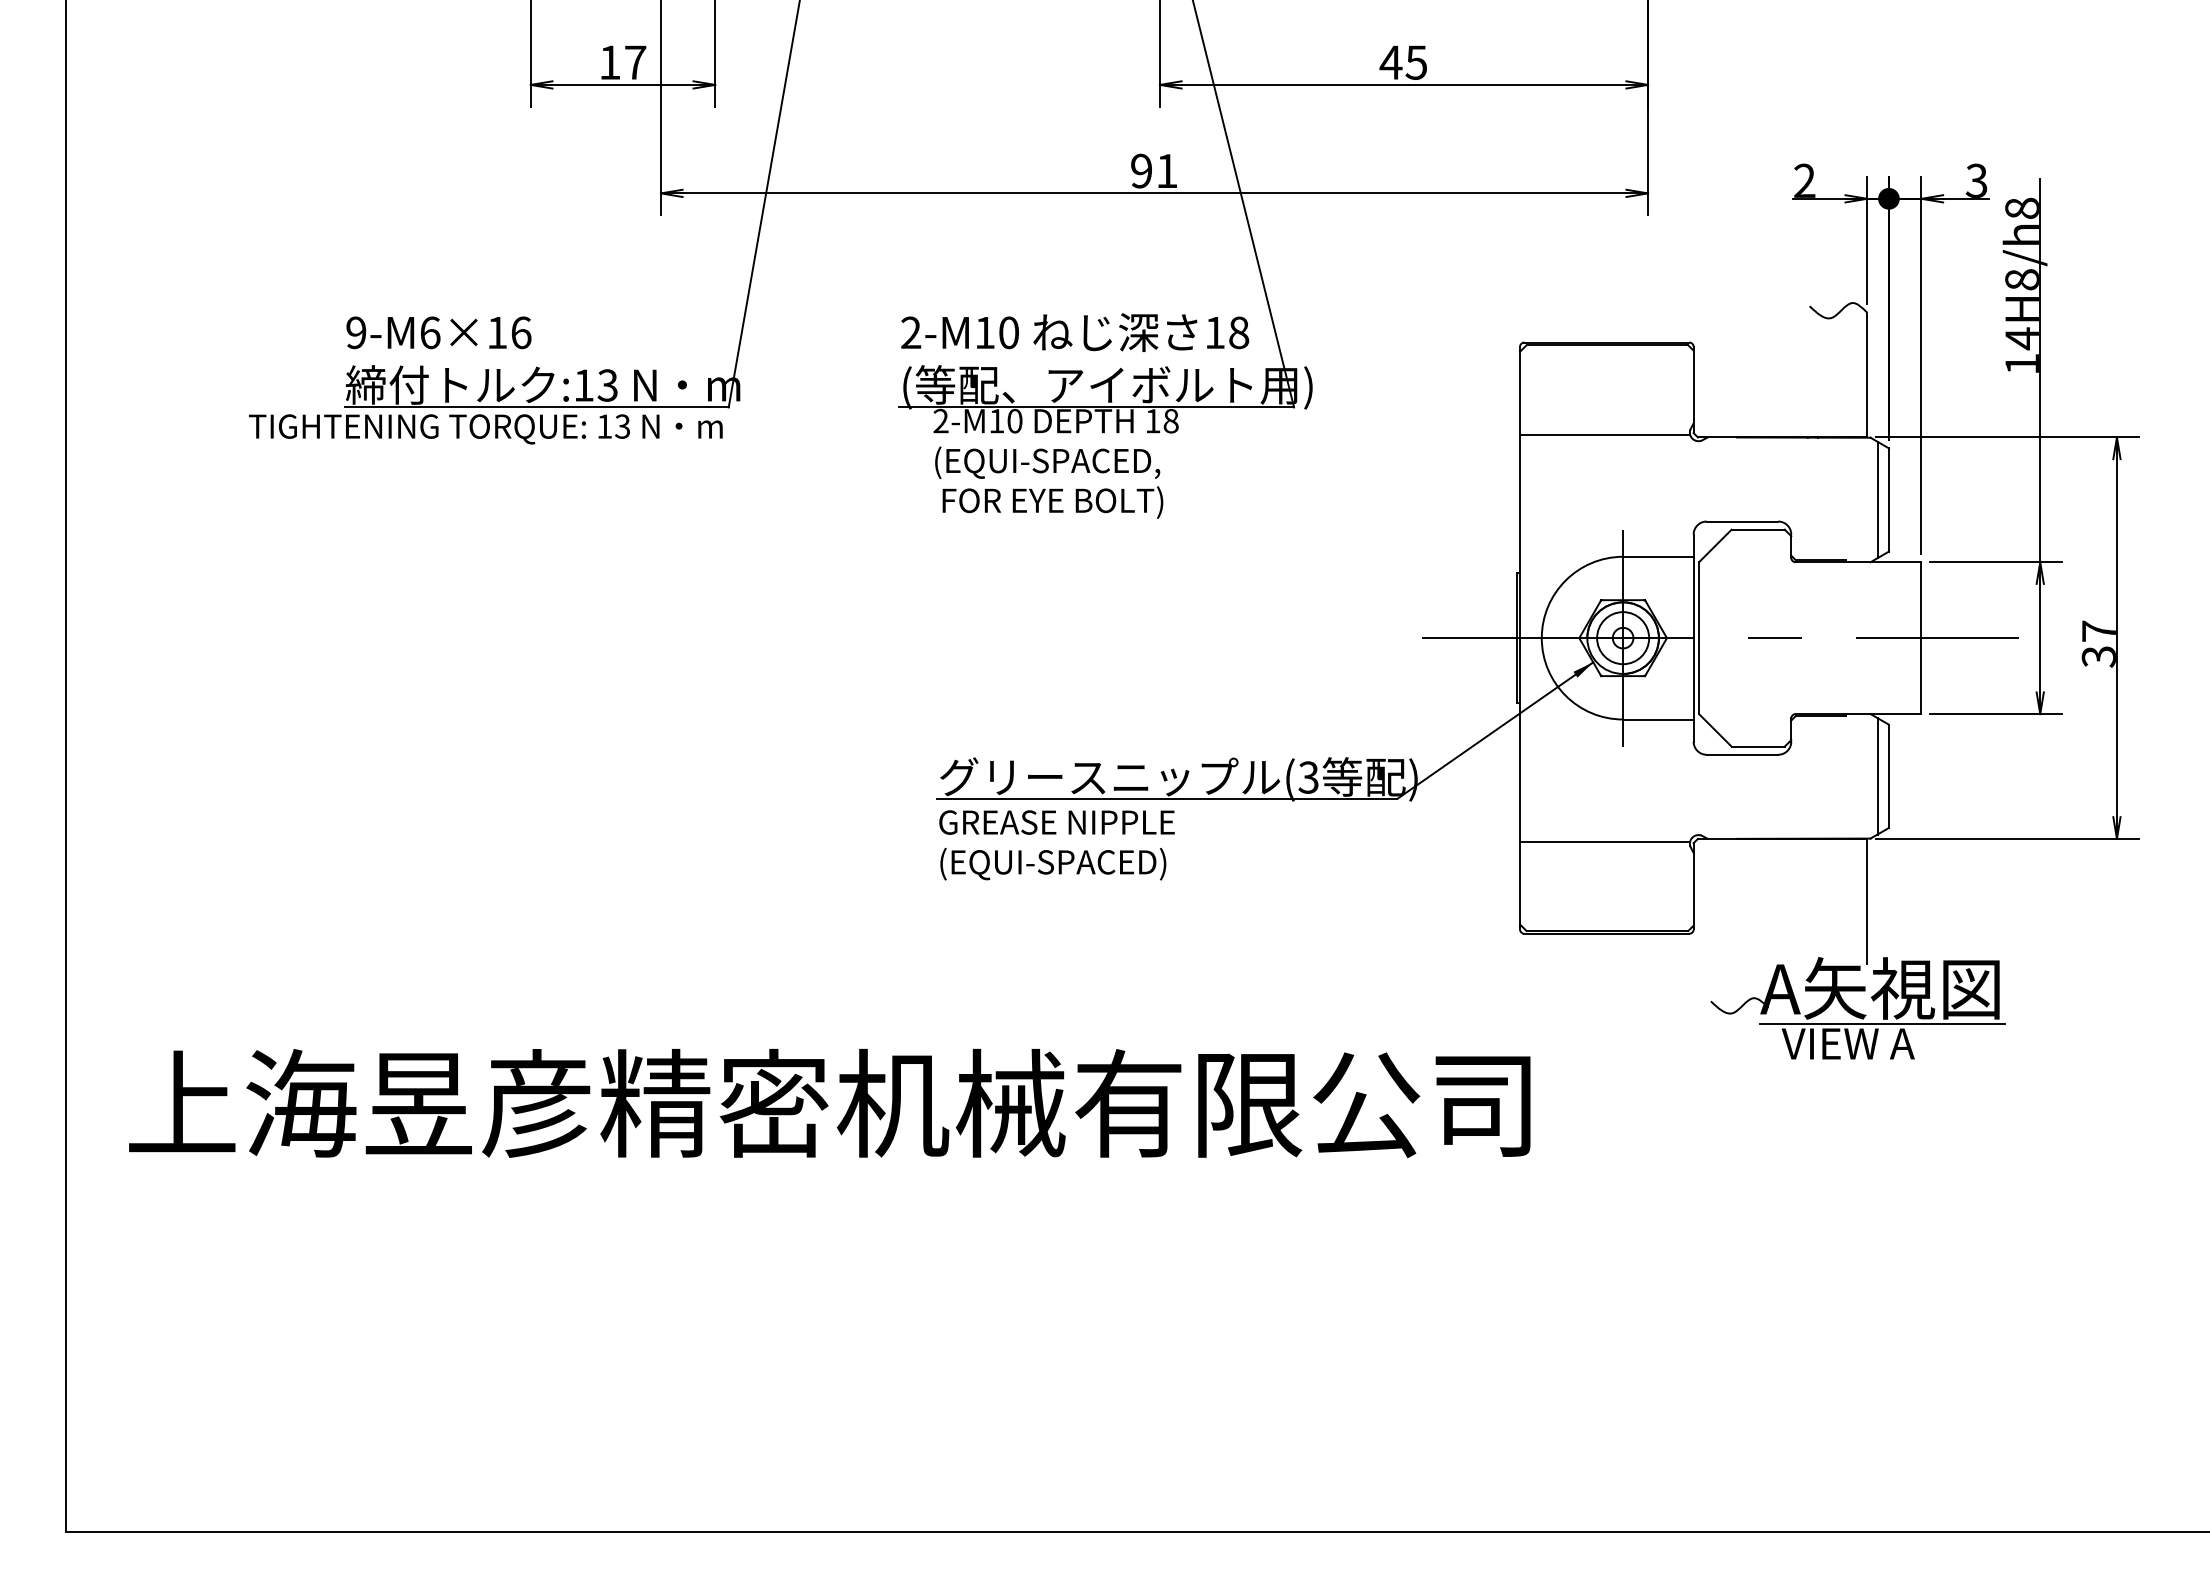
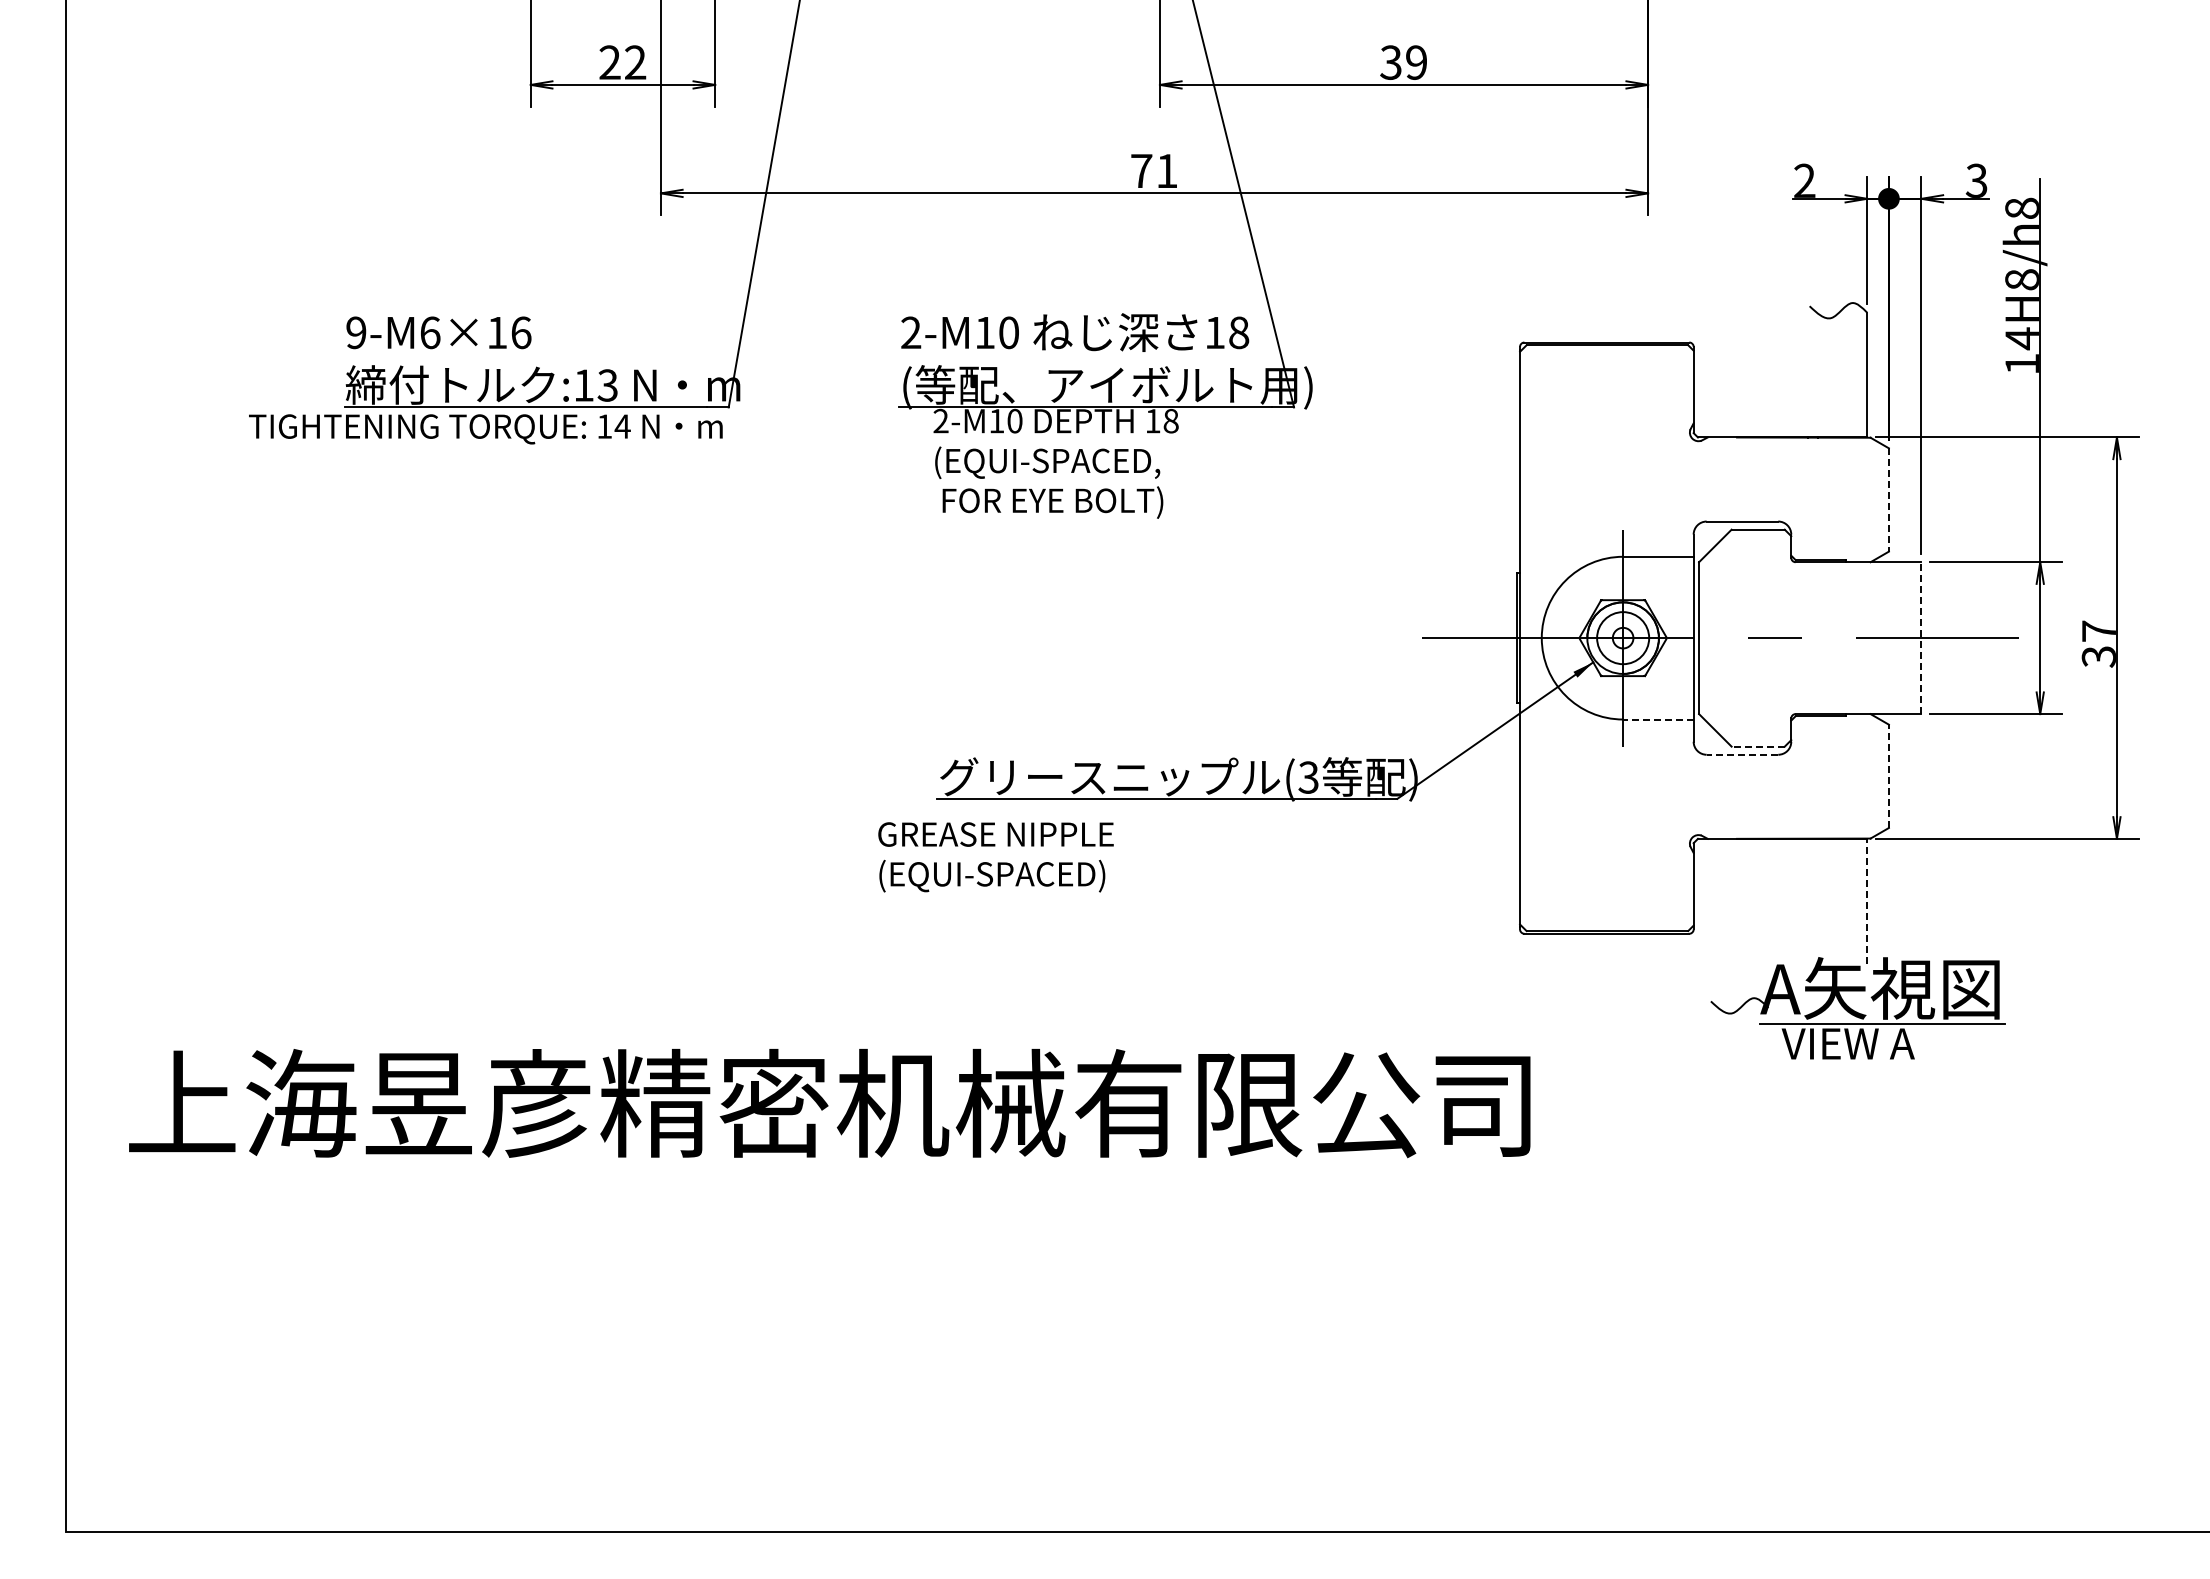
text: 17 -> 22 (622, 62)
text: 45 -> 39 (1402, 62)
text: 91 -> 71 (1141, 170)
text: 13 -> 14 (622, 426)
line: present -> none (1605, 434)
line: present -> none (1877, 499)
line: solid -> dashed (1888, 499)
line: solid -> dashed (1921, 638)
line: solid -> dashed (1657, 719)
line: solid -> dashed (1758, 746)
line: solid -> dashed (1742, 754)
line: present -> none (1877, 776)
line: solid -> dashed (1888, 776)
line: present -> none (1605, 841)
text position: (1056, 845) -> (995, 857) (995, 857)
line: solid -> dashed (1867, 900)
